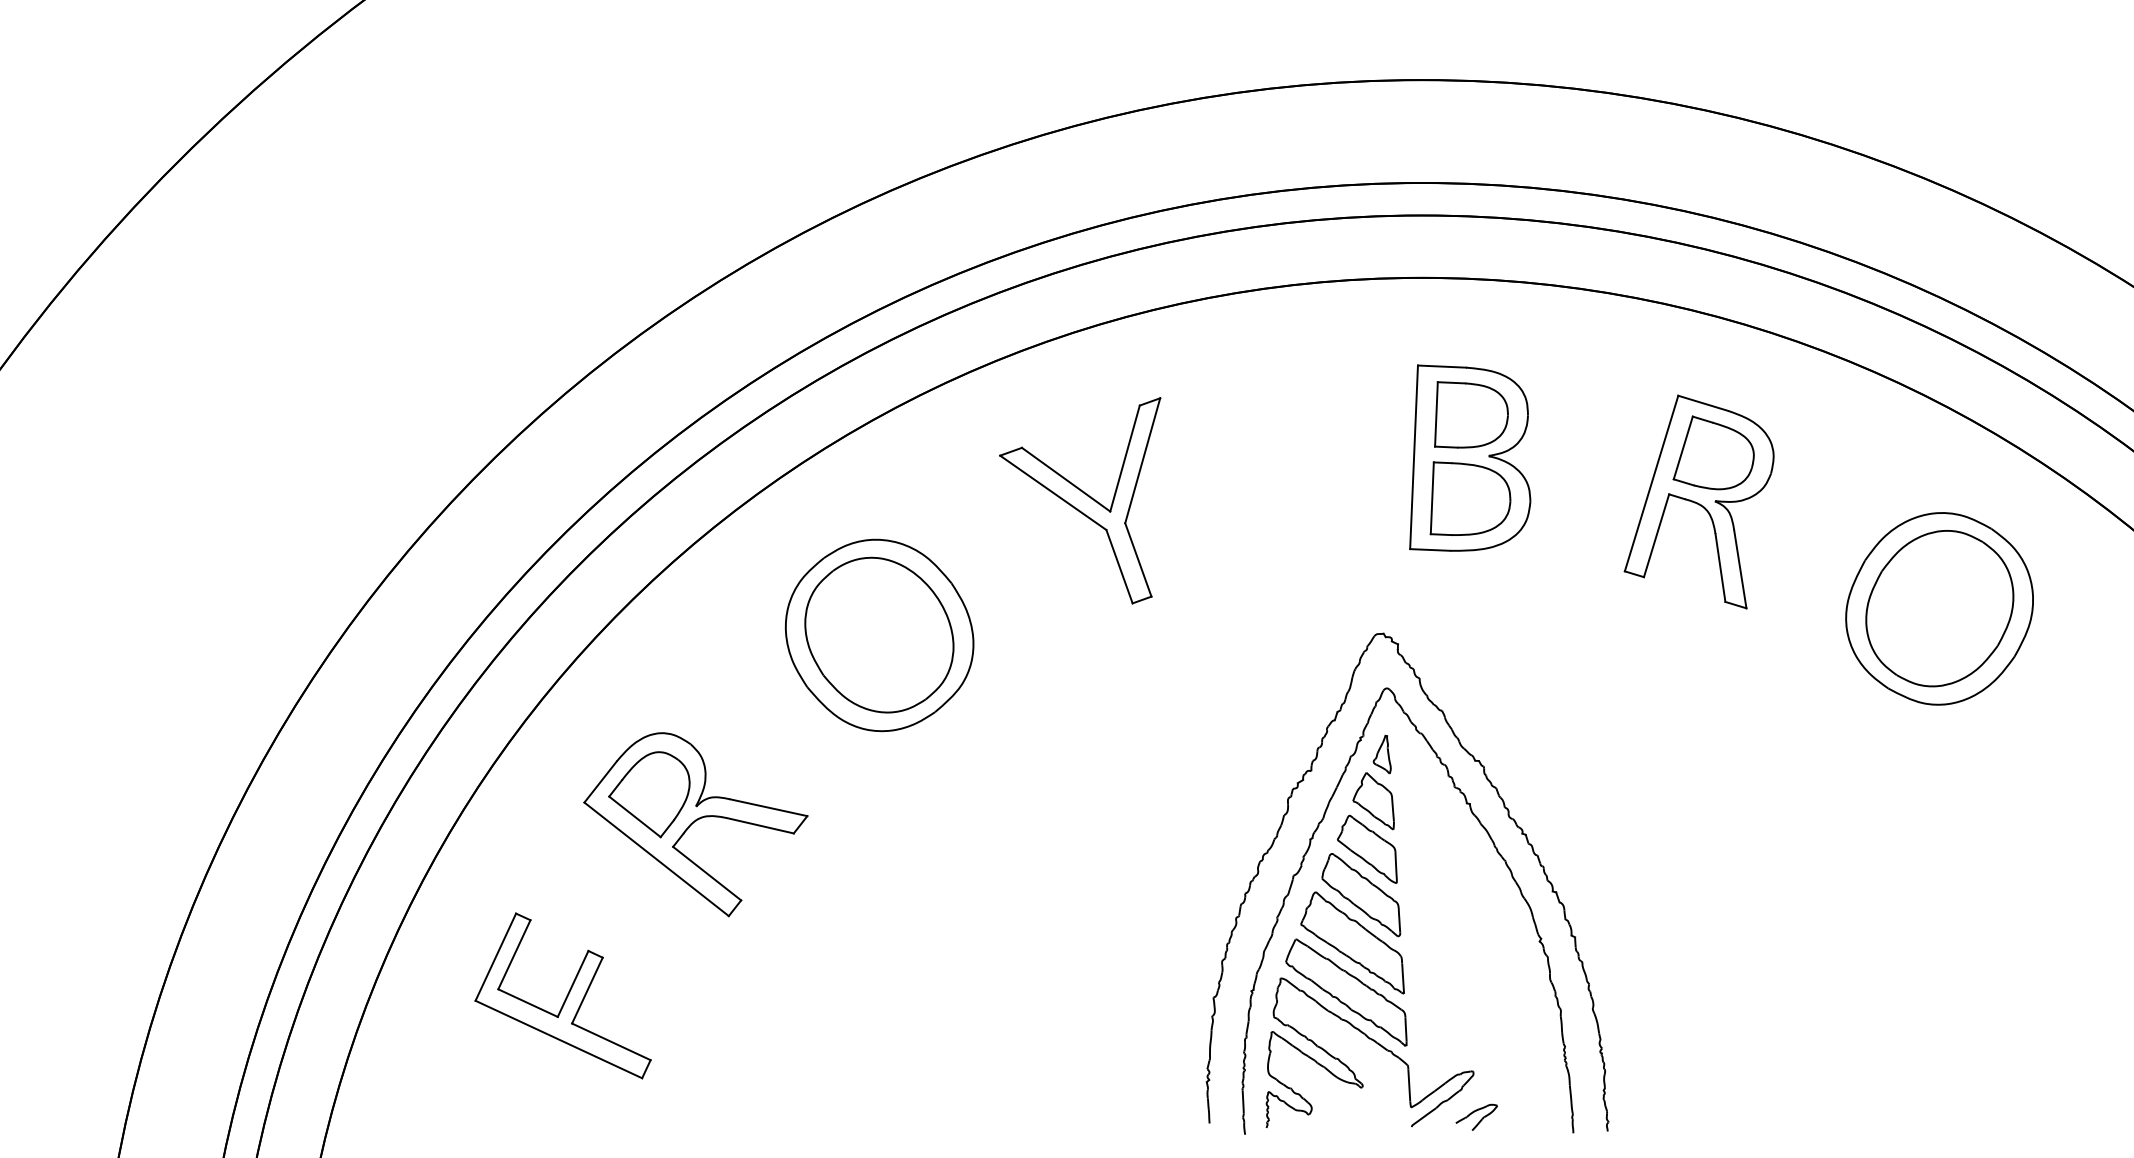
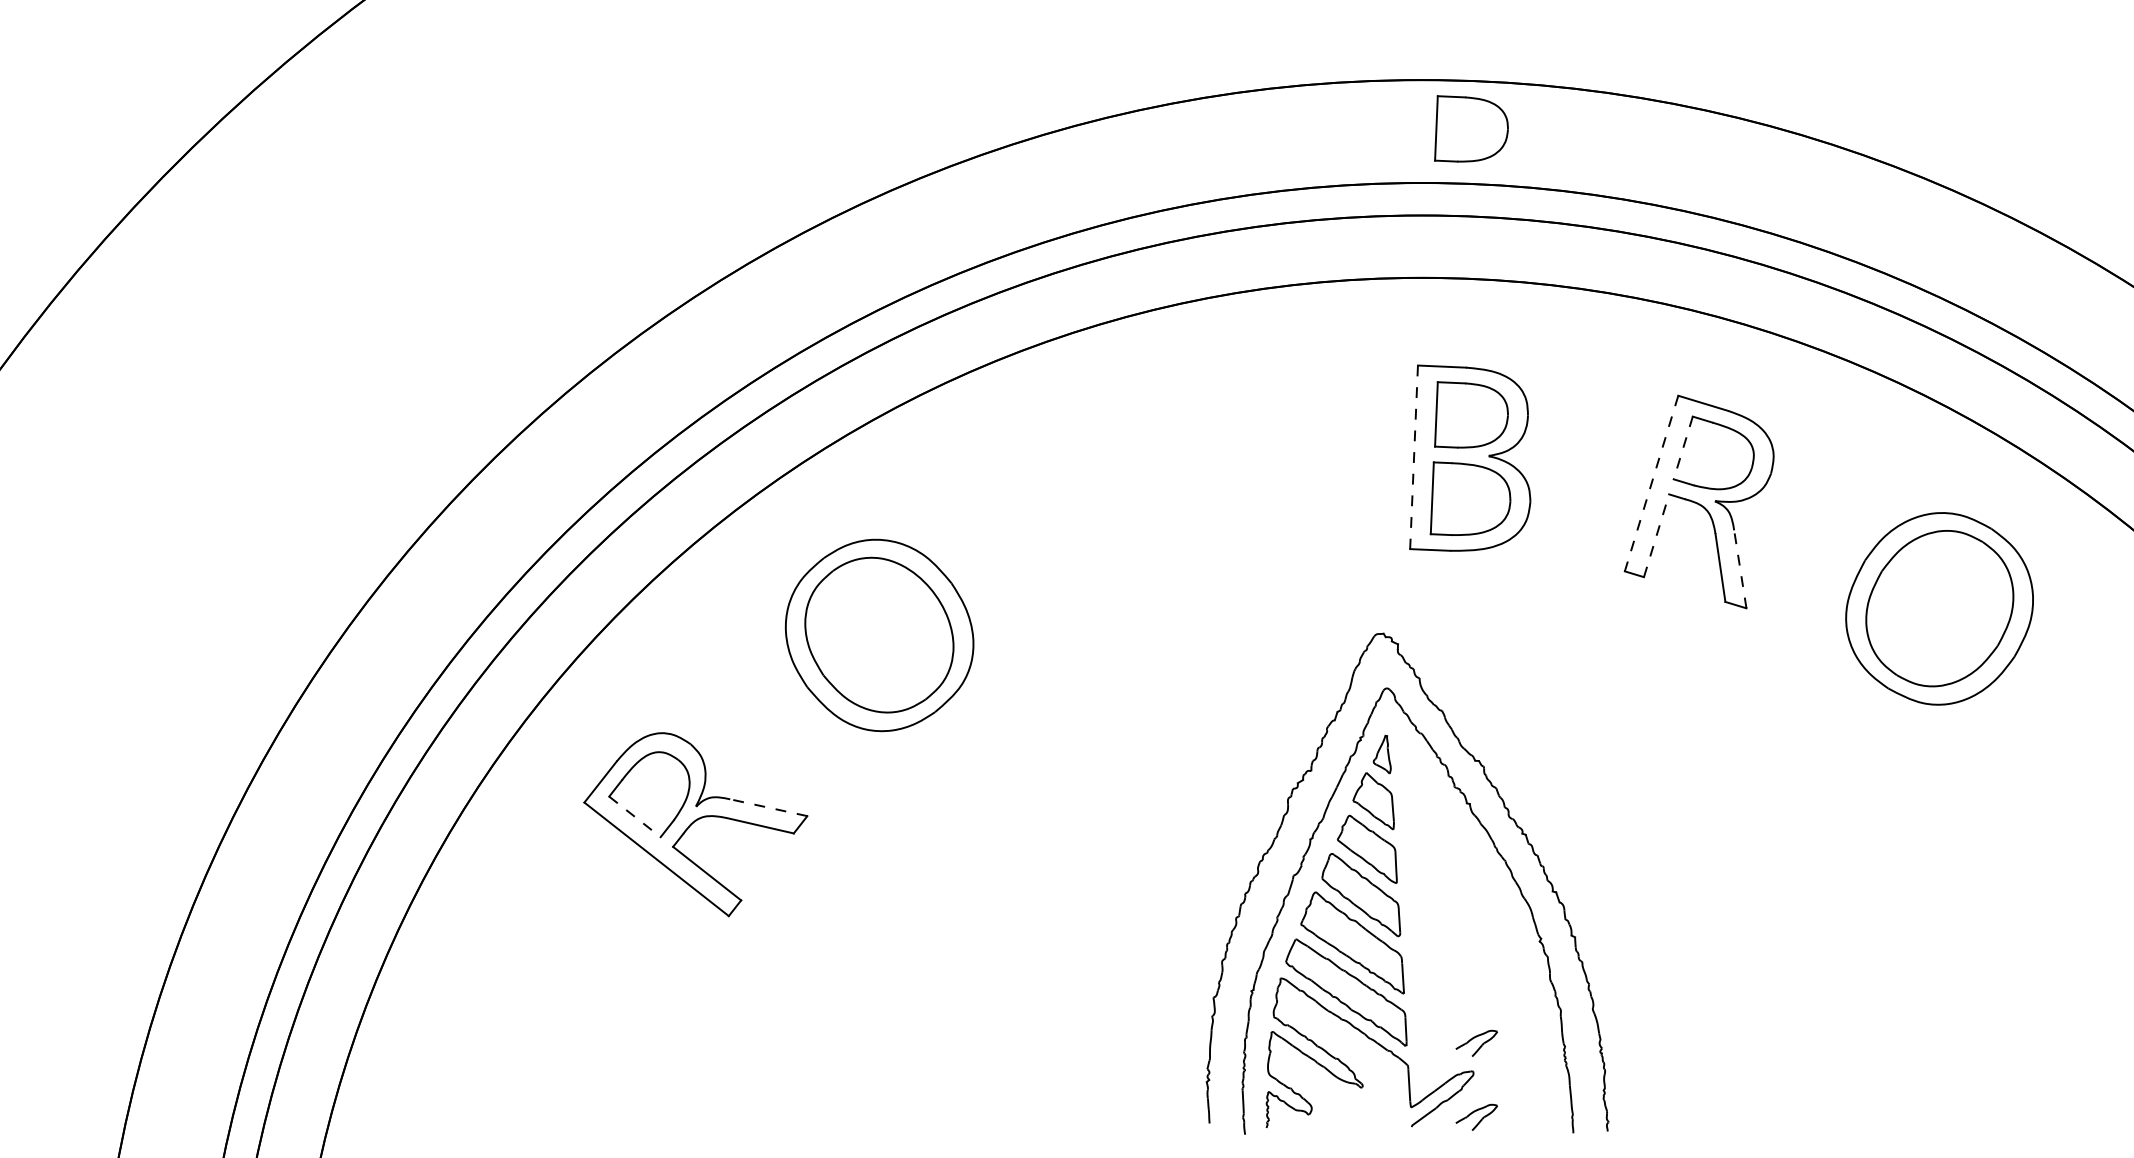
part: none -> present (1471, 128)
line: solid -> dashed (1683, 447)
line: solid -> dashed (1414, 457)
line: solid -> dashed (1651, 483)
part: present -> none (1080, 500)
line: solid -> dashed (1656, 535)
line: solid -> dashed (1740, 568)
line: solid -> dashed (768, 807)
line: solid -> dashed (634, 816)
part: present -> none (562, 995)
part: none -> present (1476, 1042)
